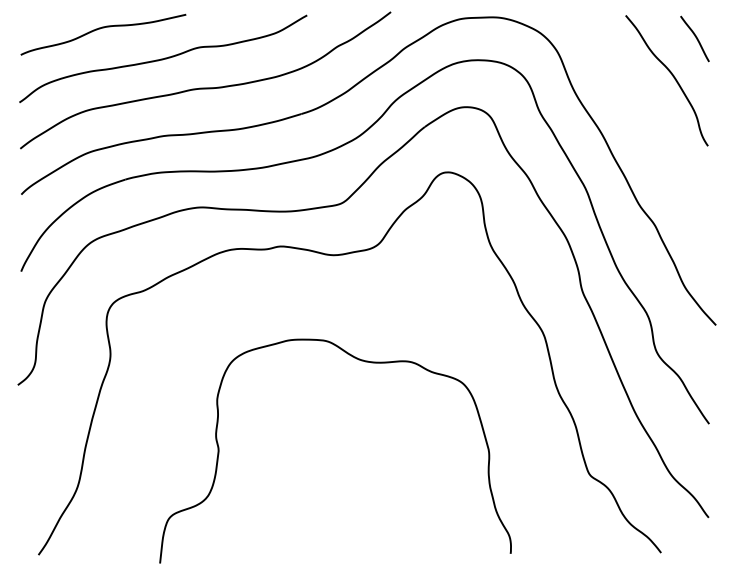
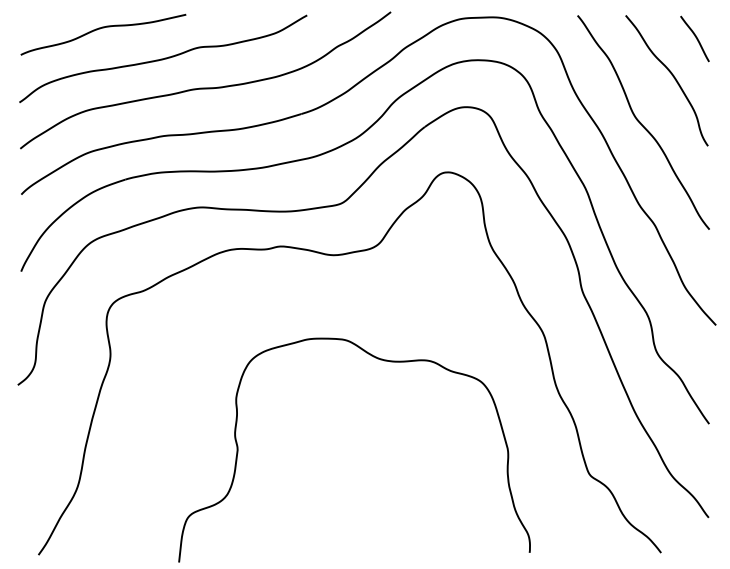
curve: none -> present (641, 123)
curve position: (361, 361) -> (380, 360) (380, 360)
